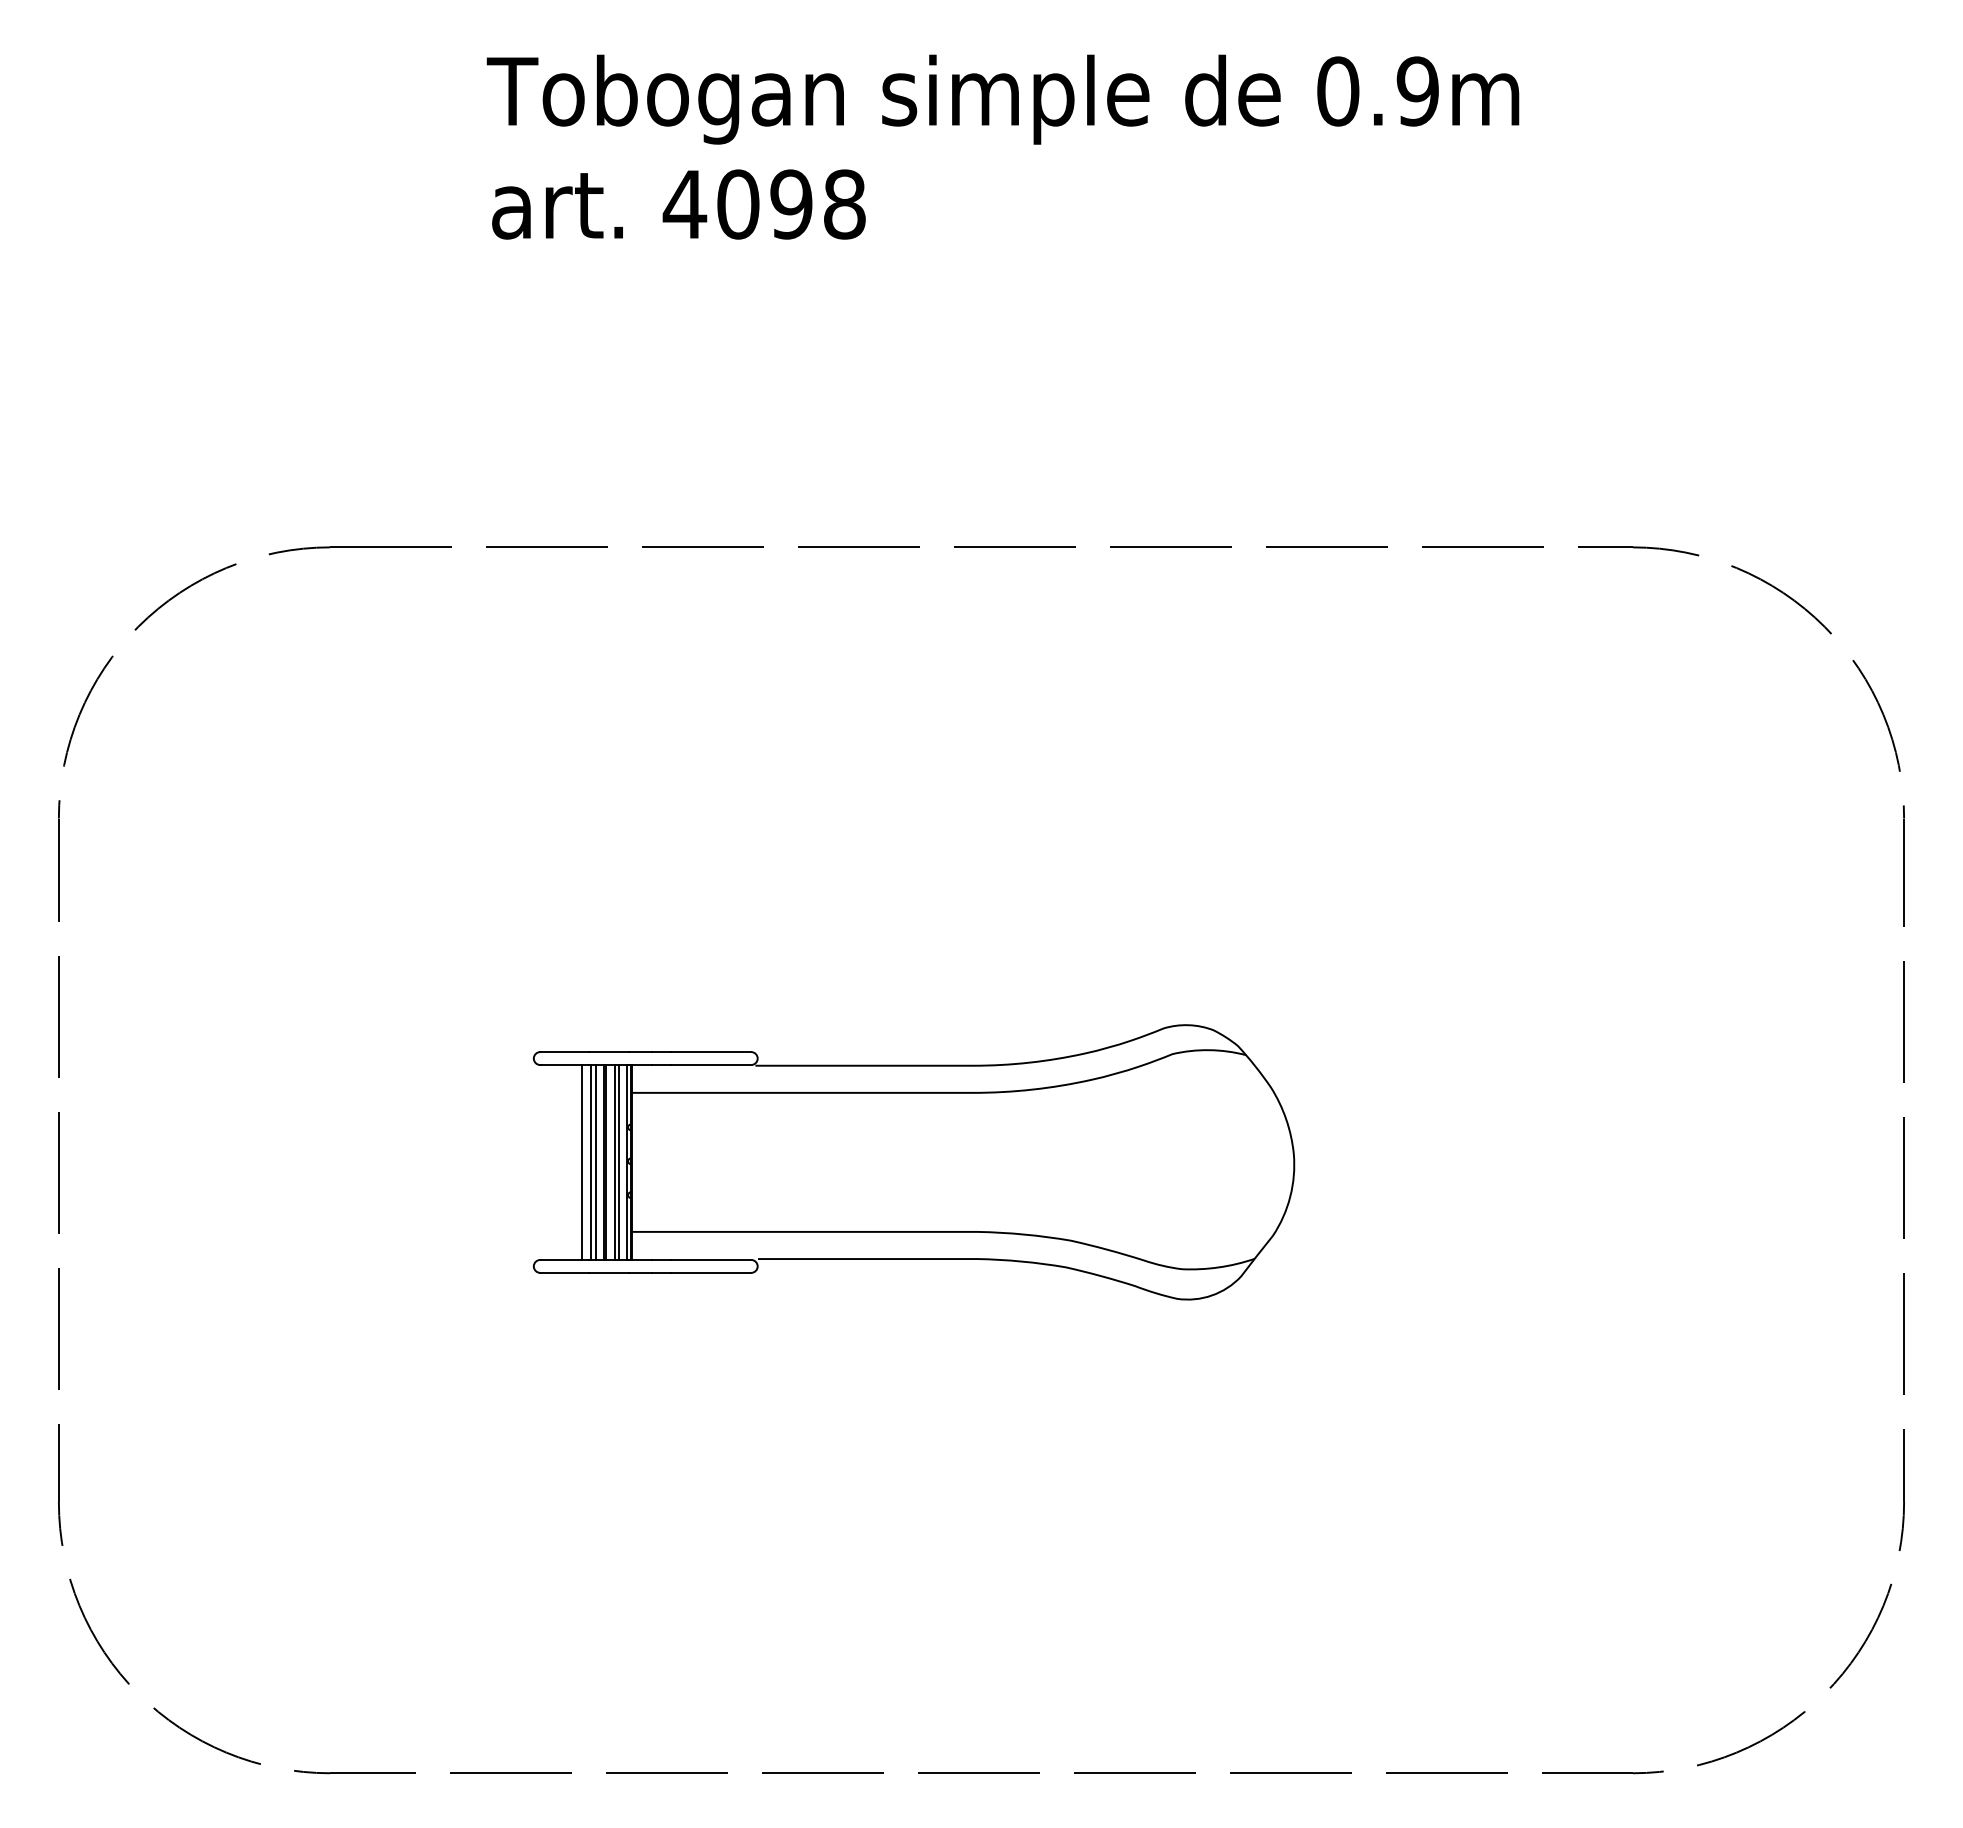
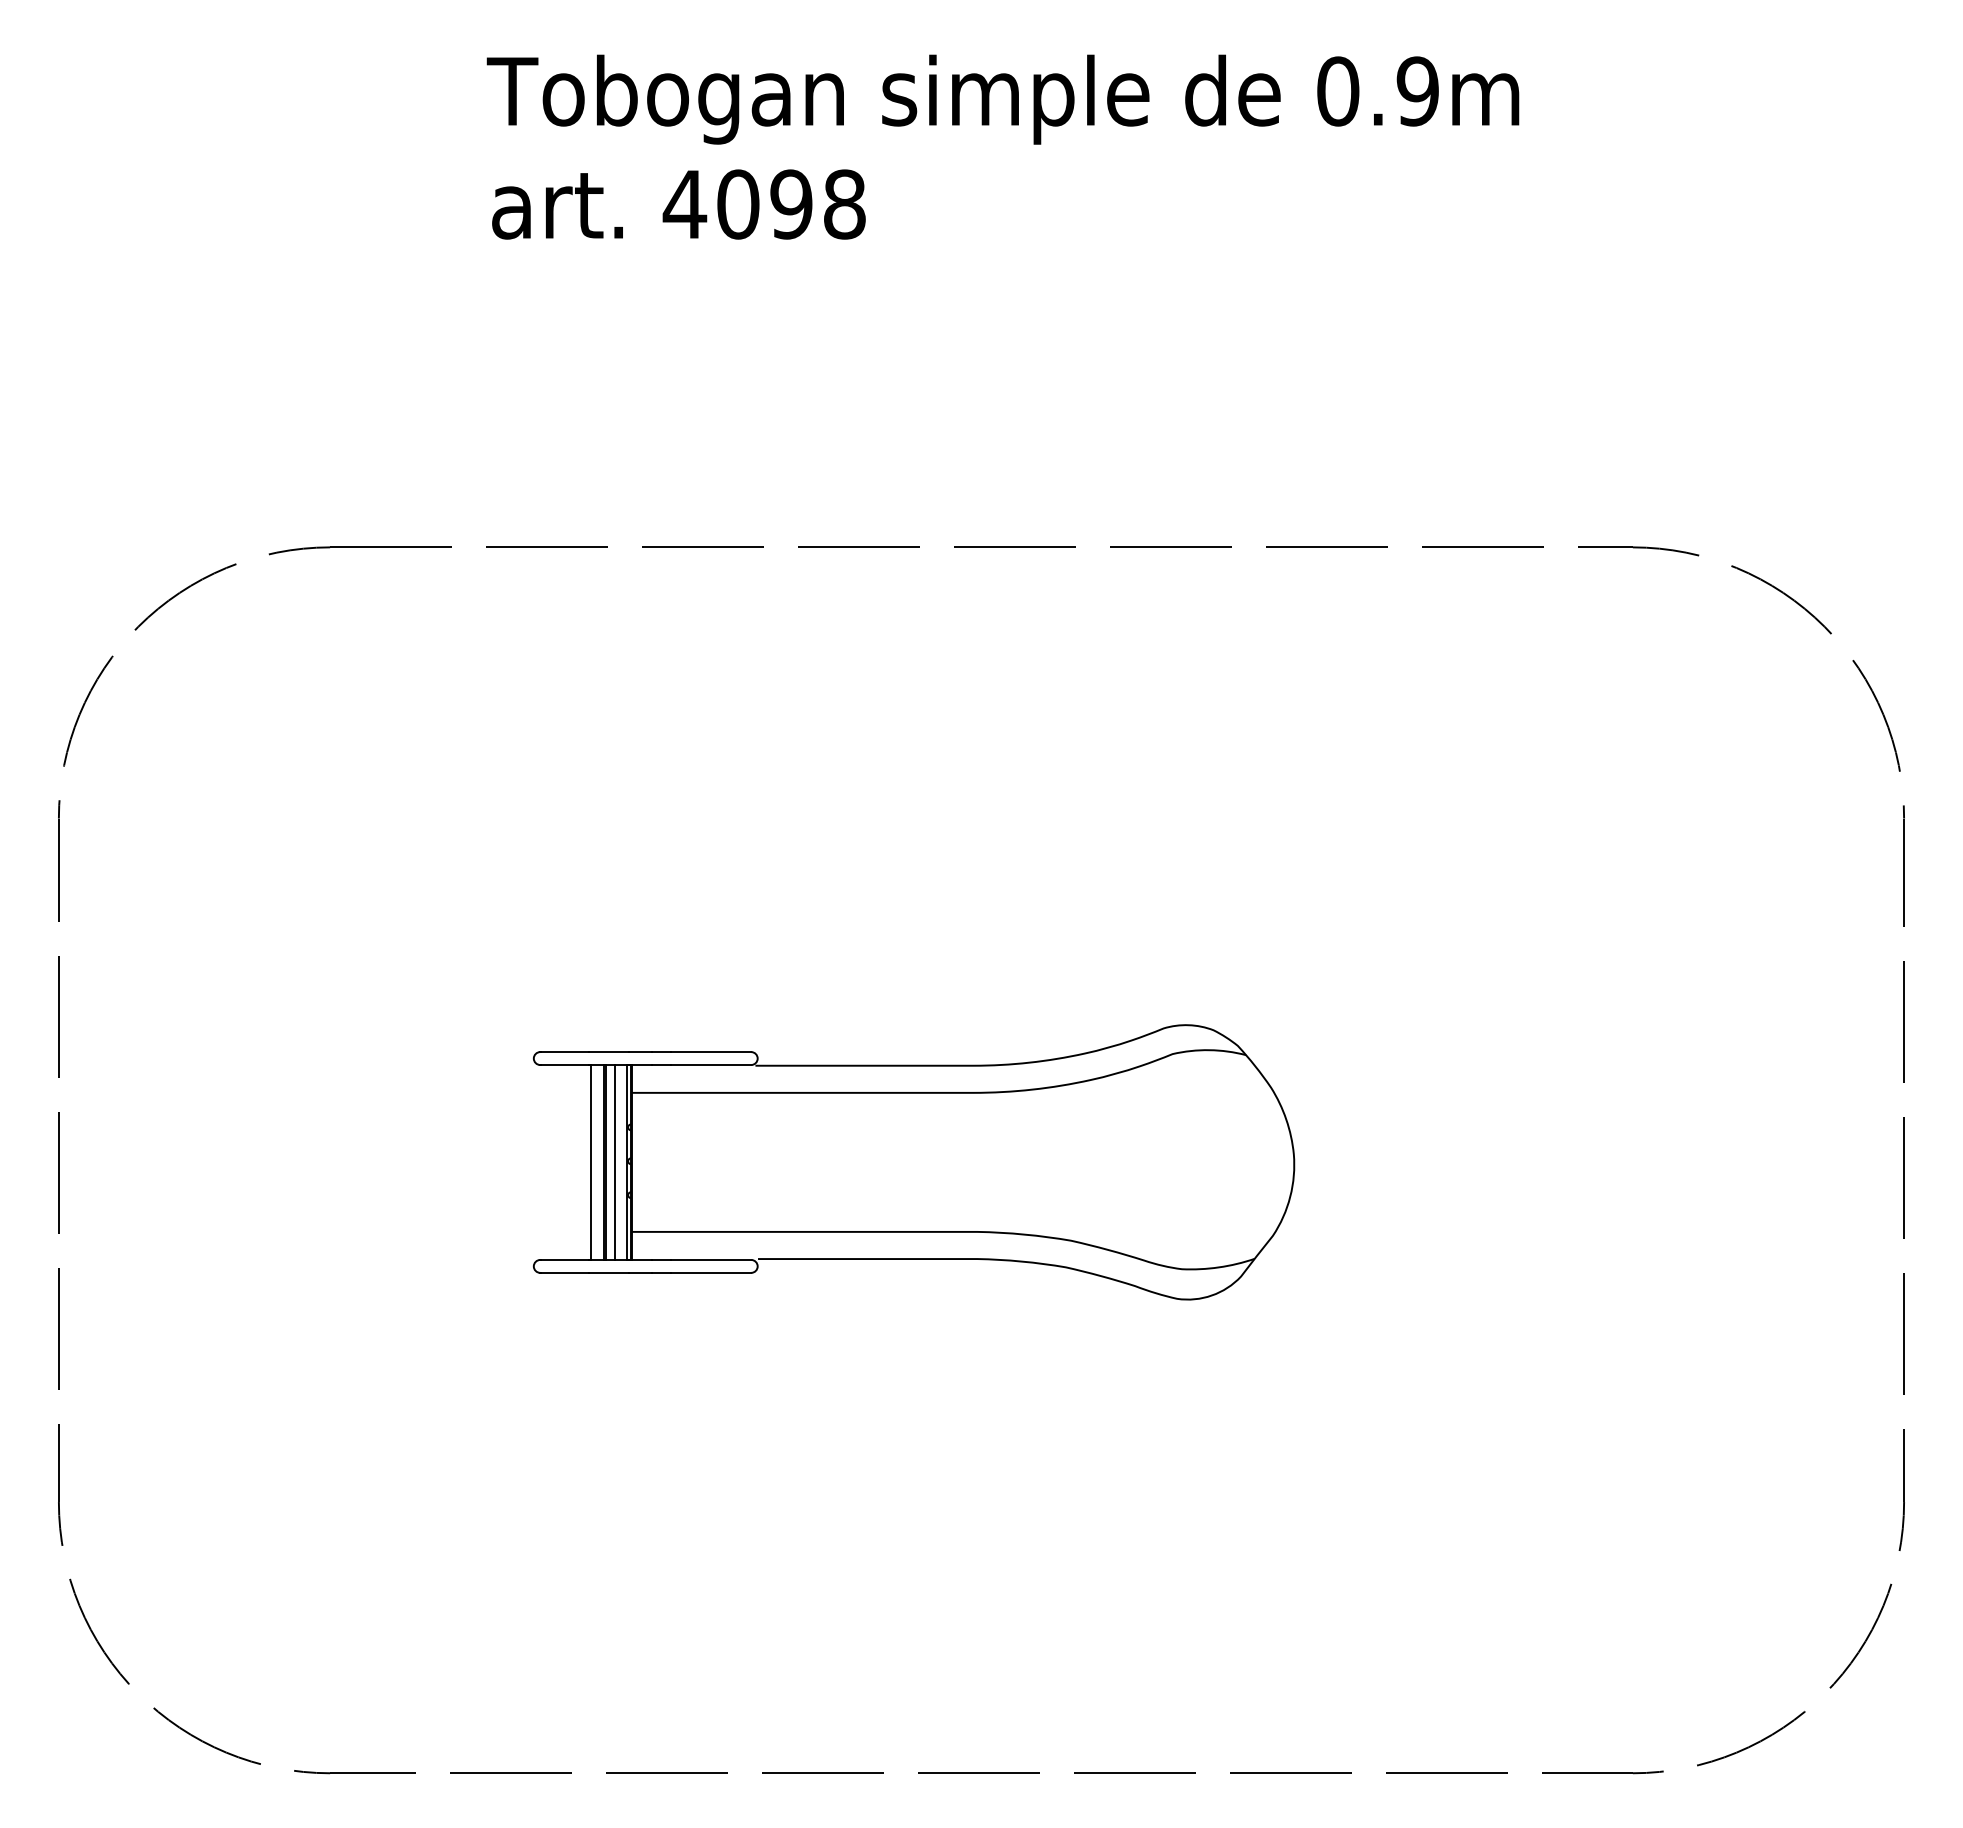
line: present -> none (582, 1162)
line: present -> none (595, 1162)
line: present -> none (618, 1162)
